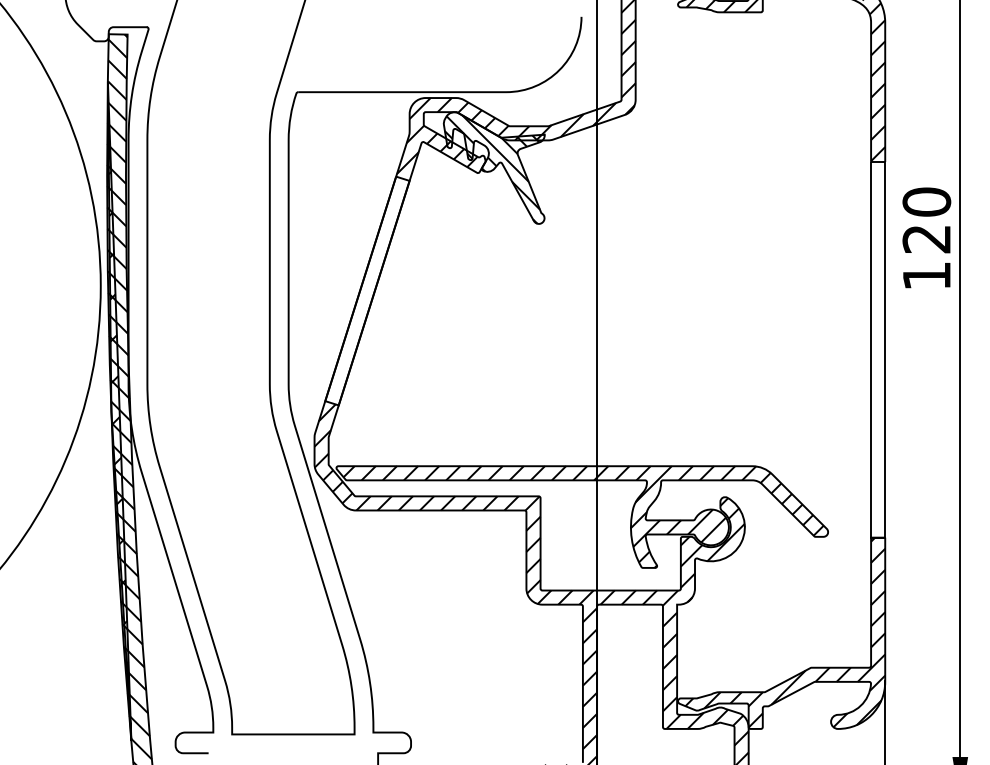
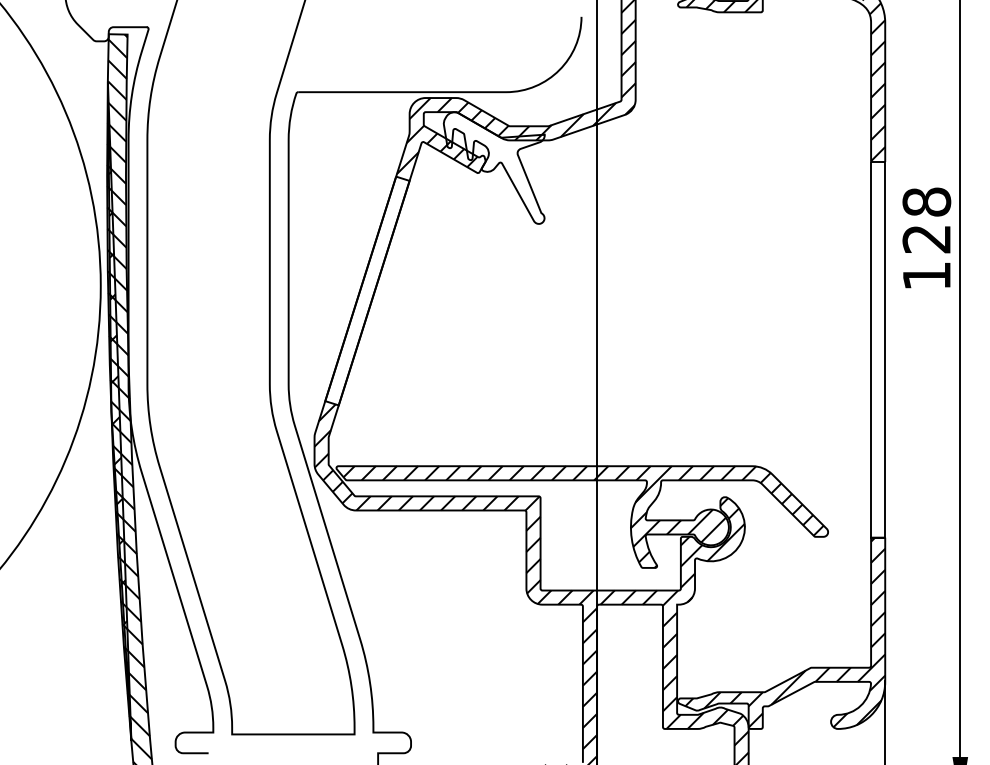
hatch: present -> none (491, 169)
text: 120 -> 128 (926, 201)
